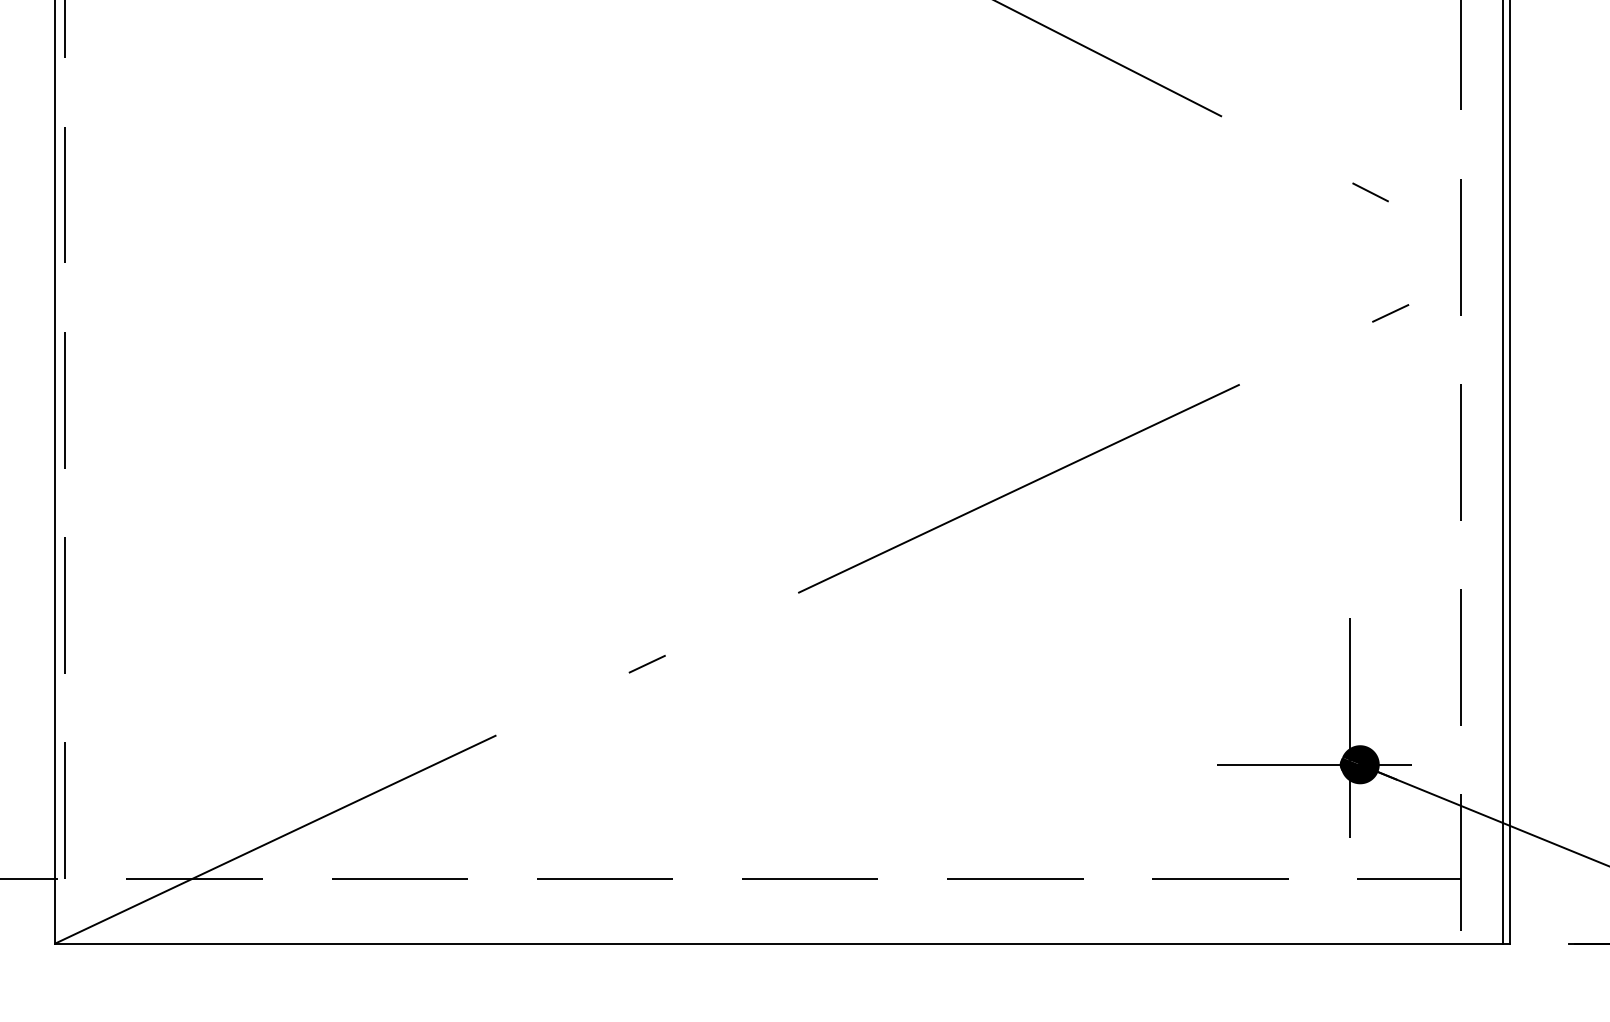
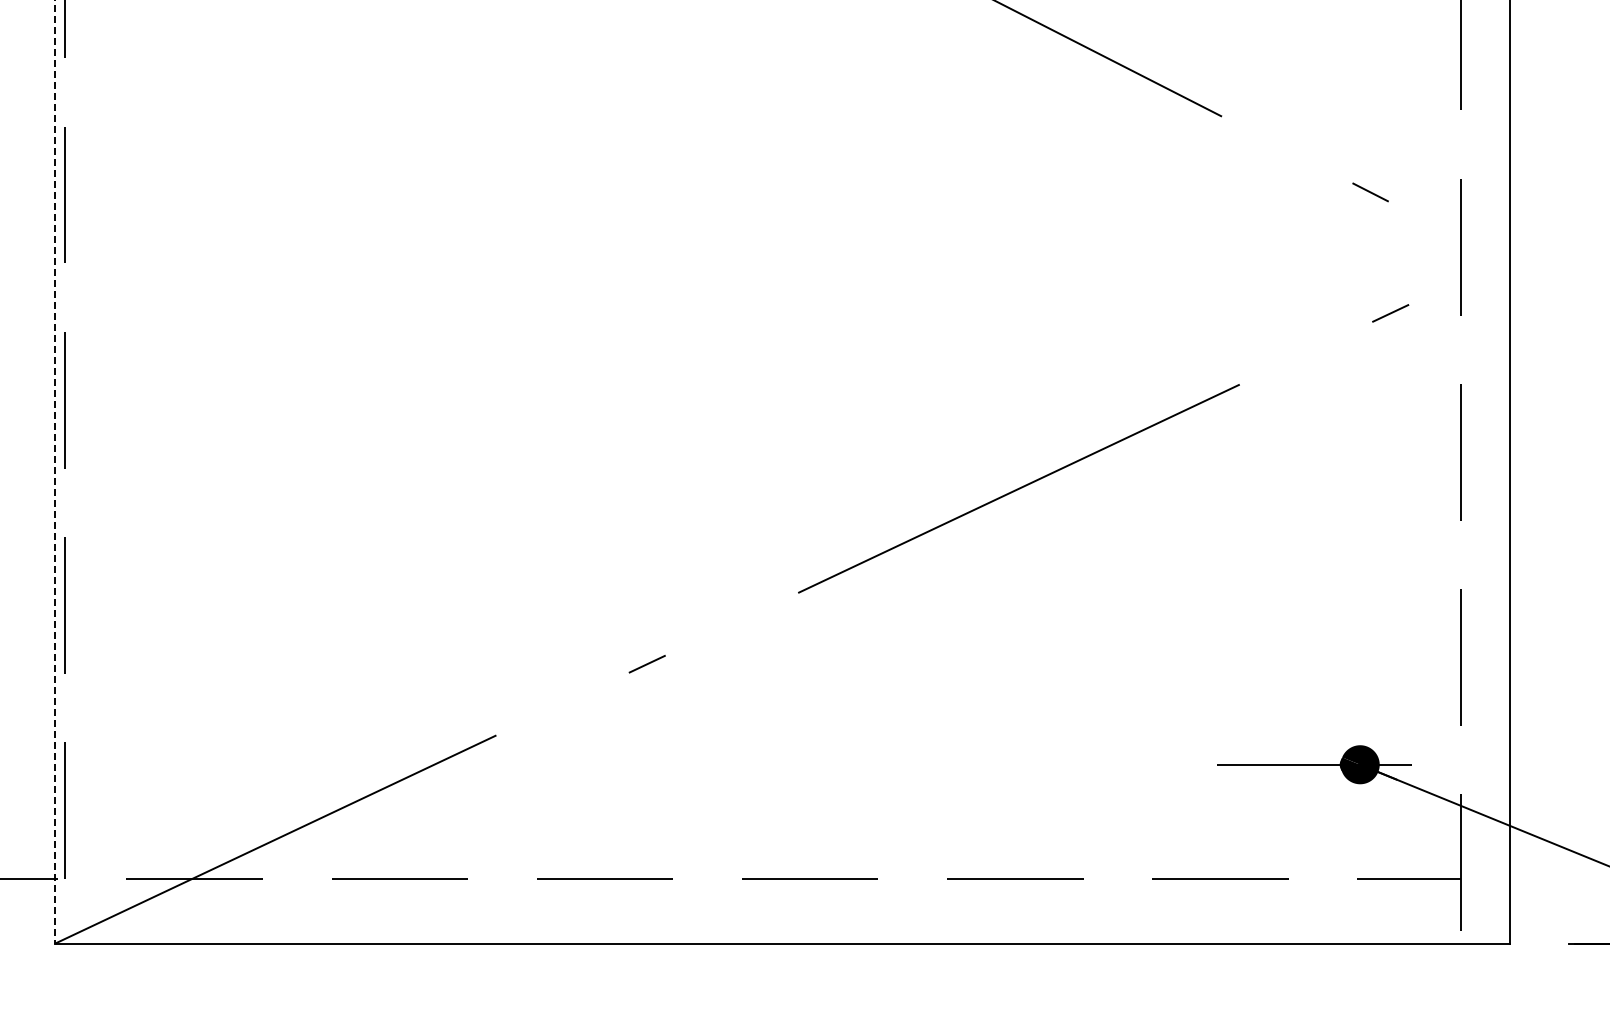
line: solid -> dashed (54, 471)
line: present -> none (1503, 472)
line: present -> none (1350, 728)
